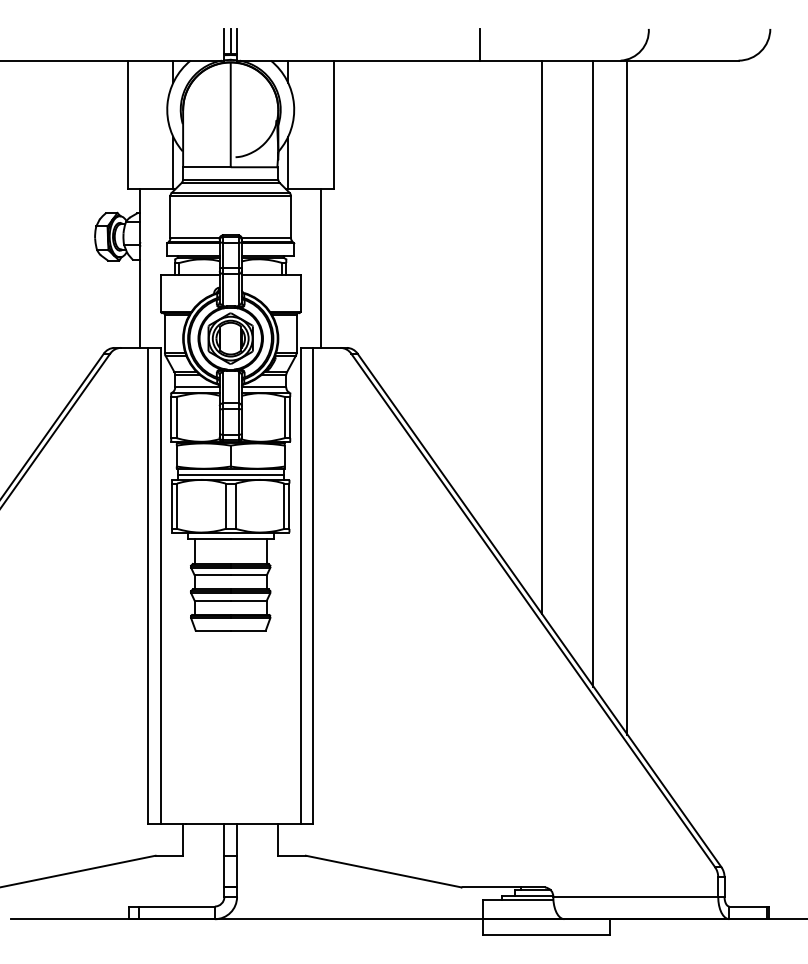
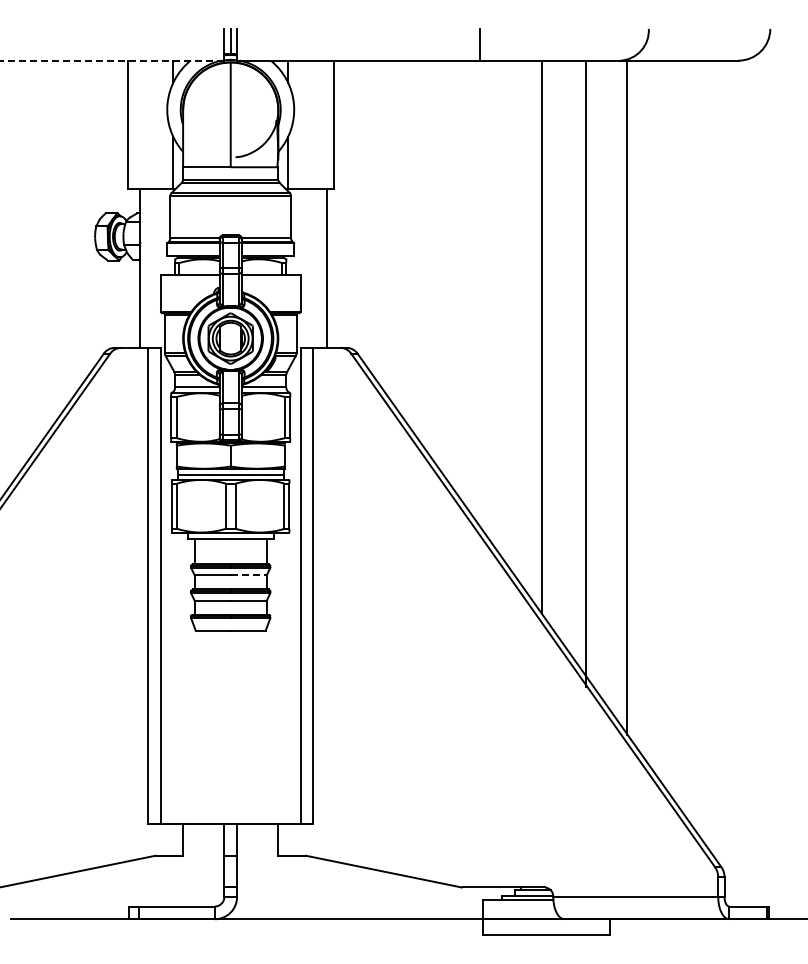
line: solid -> dashed (111, 60)
line position: (321, 268) -> (327, 268) (327, 268)
line position: (593, 373) -> (586, 373) (586, 373)
line: solid -> dashed (249, 575)
